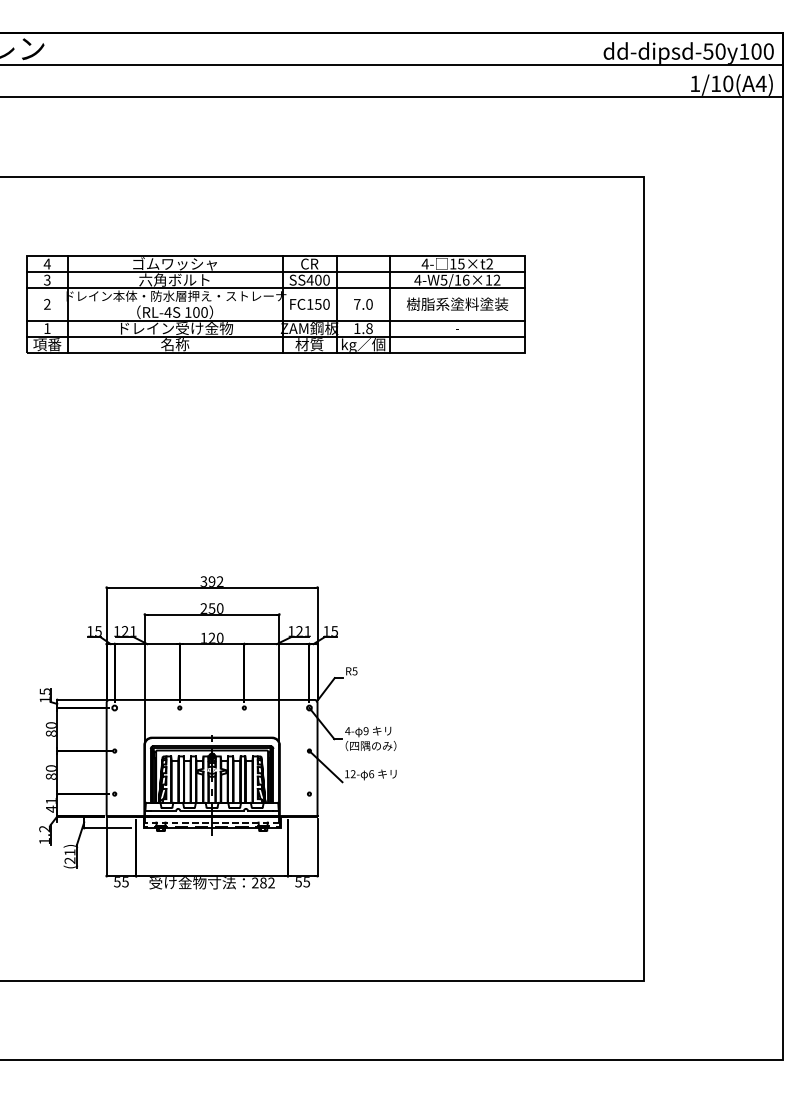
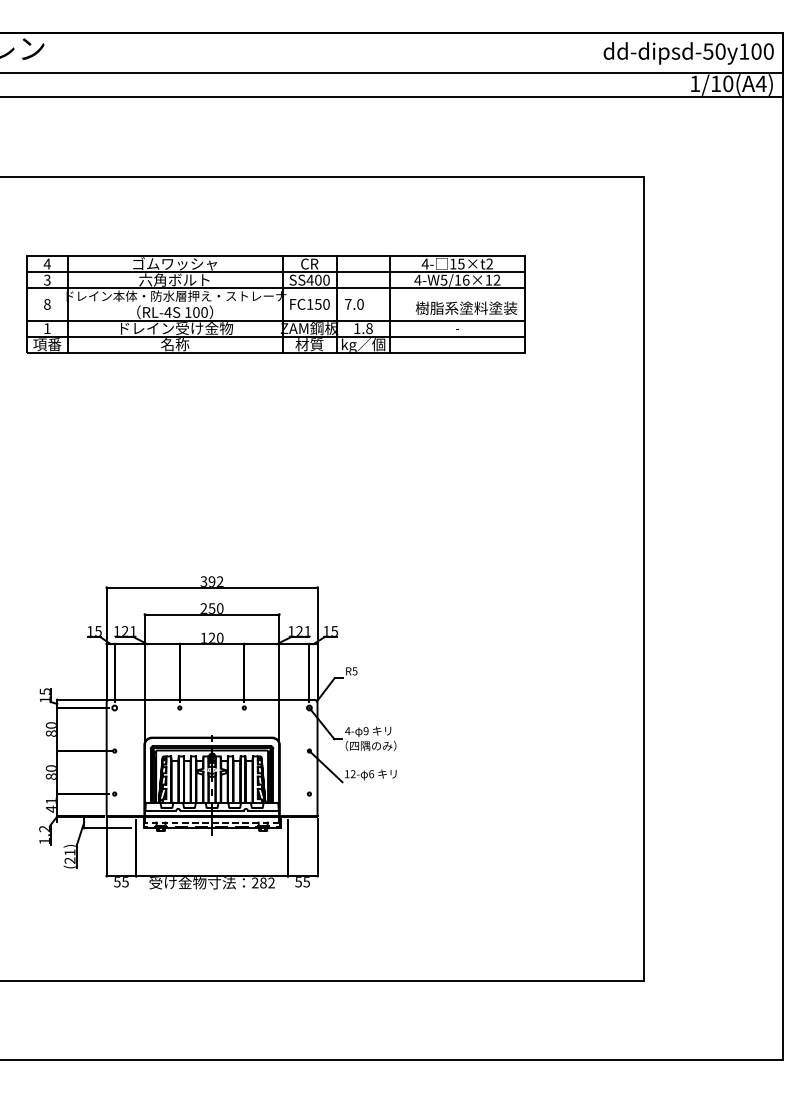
line position: (392, 65) -> (392, 73) (392, 73)
text position: (363, 303) -> (354, 303) (354, 303)
text position: (457, 303) -> (466, 307) (466, 307)
text: 2 -> 8 (47, 304)
